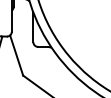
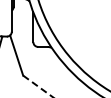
line: solid -> dashed (38, 86)
